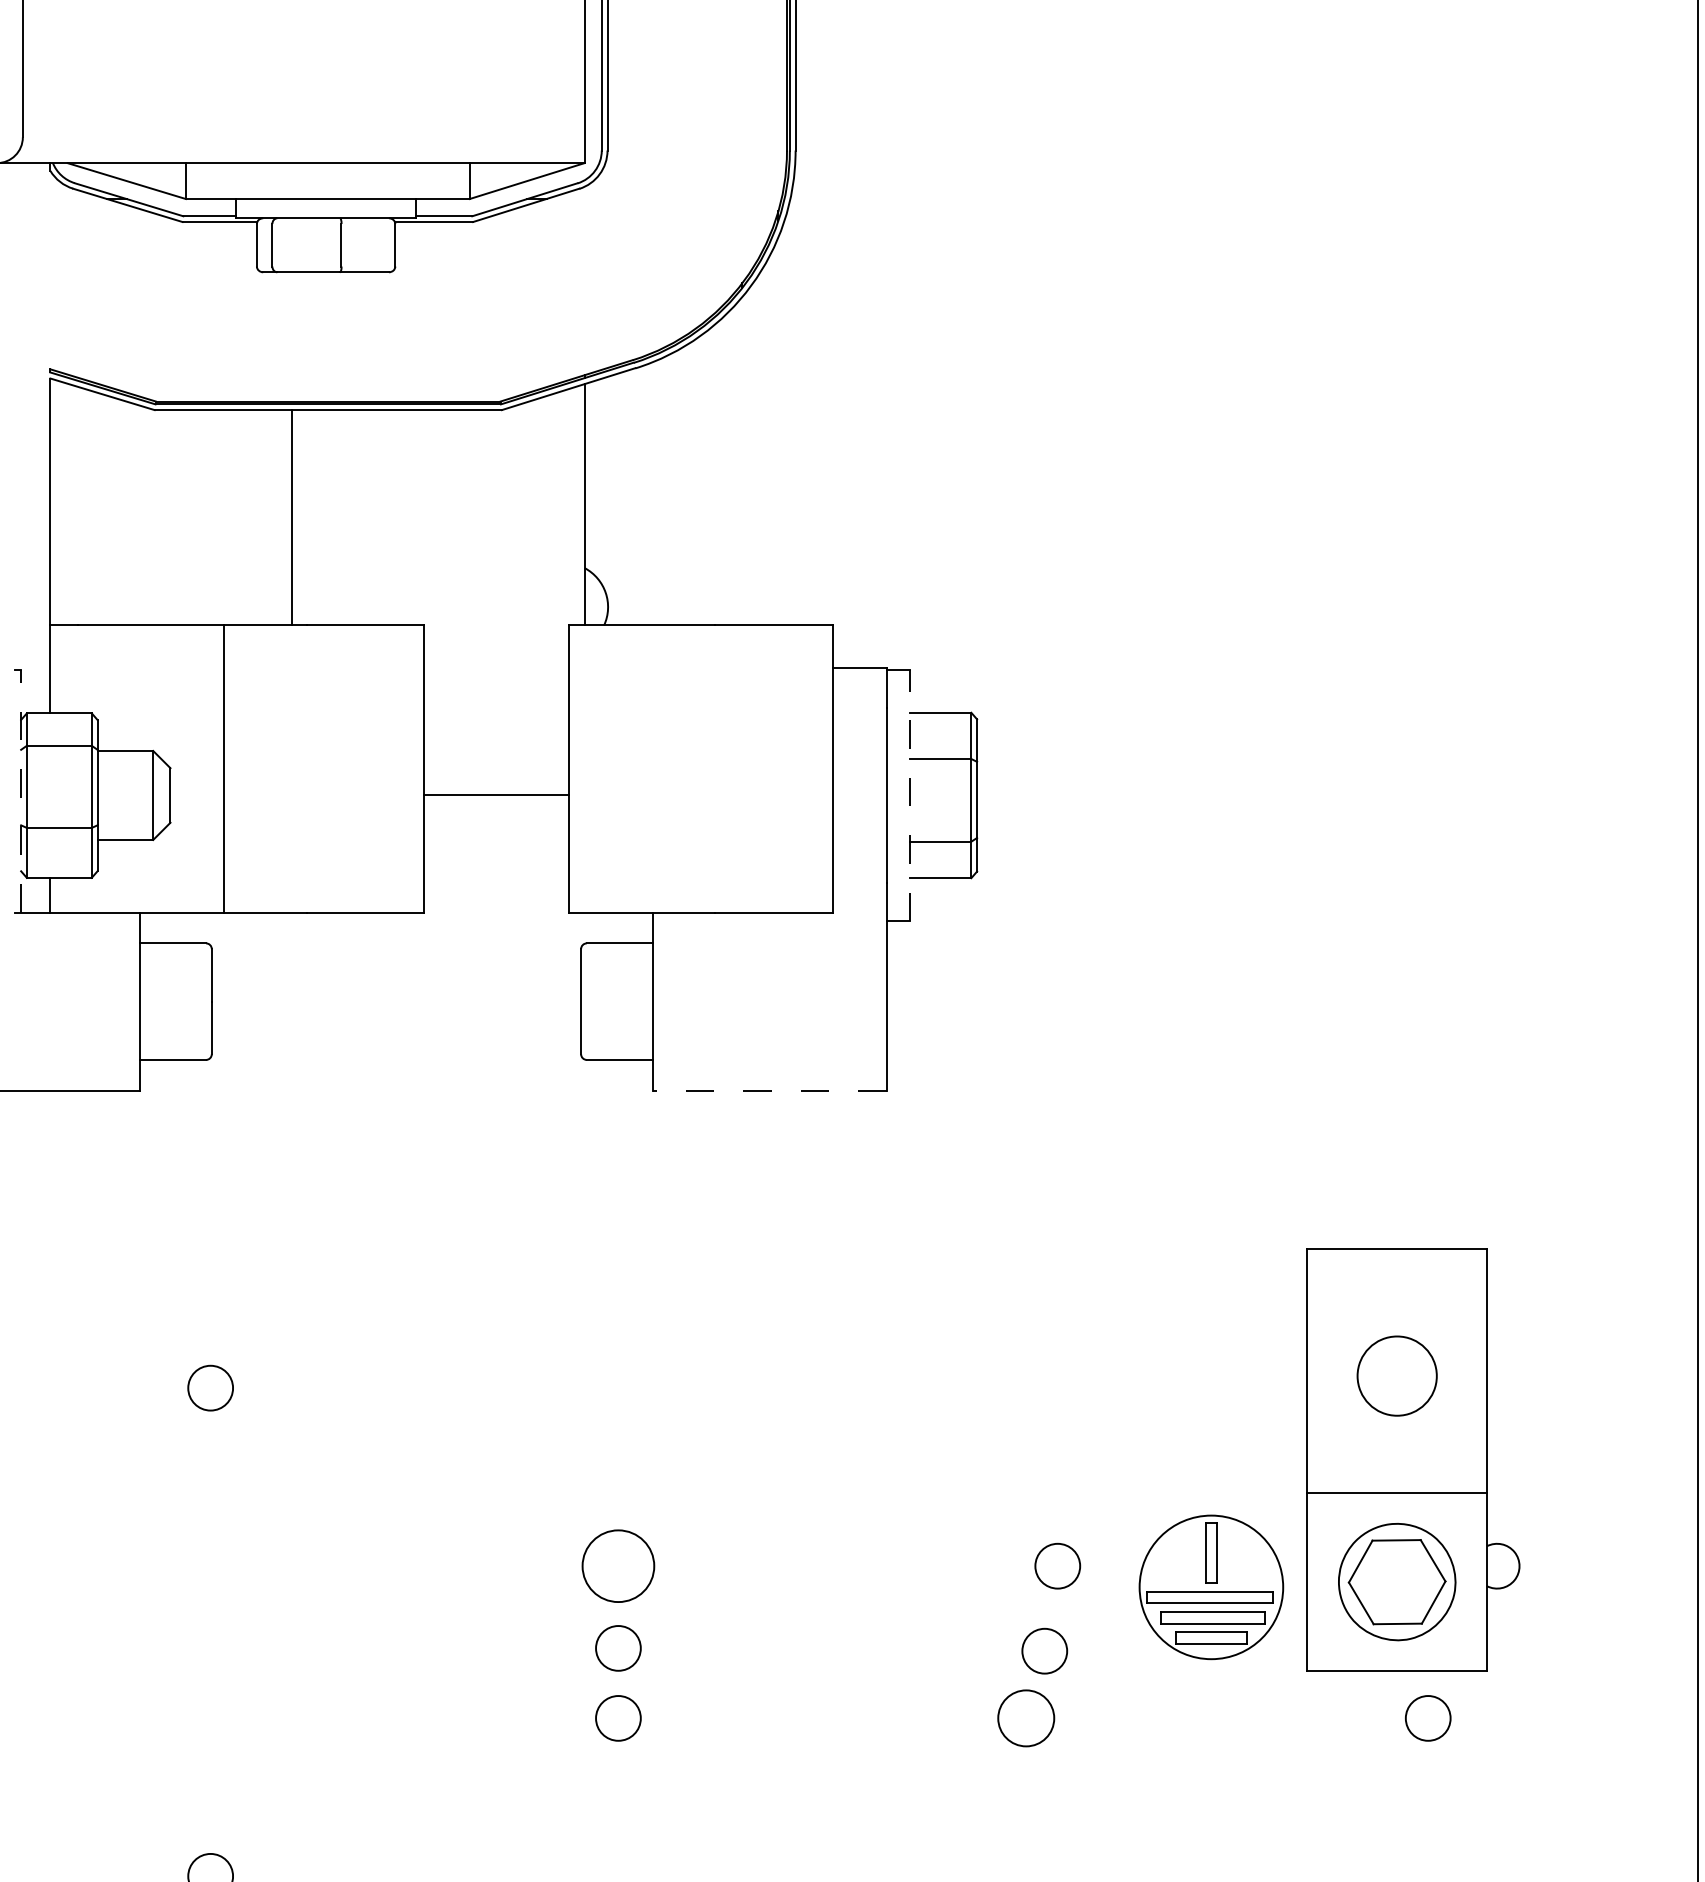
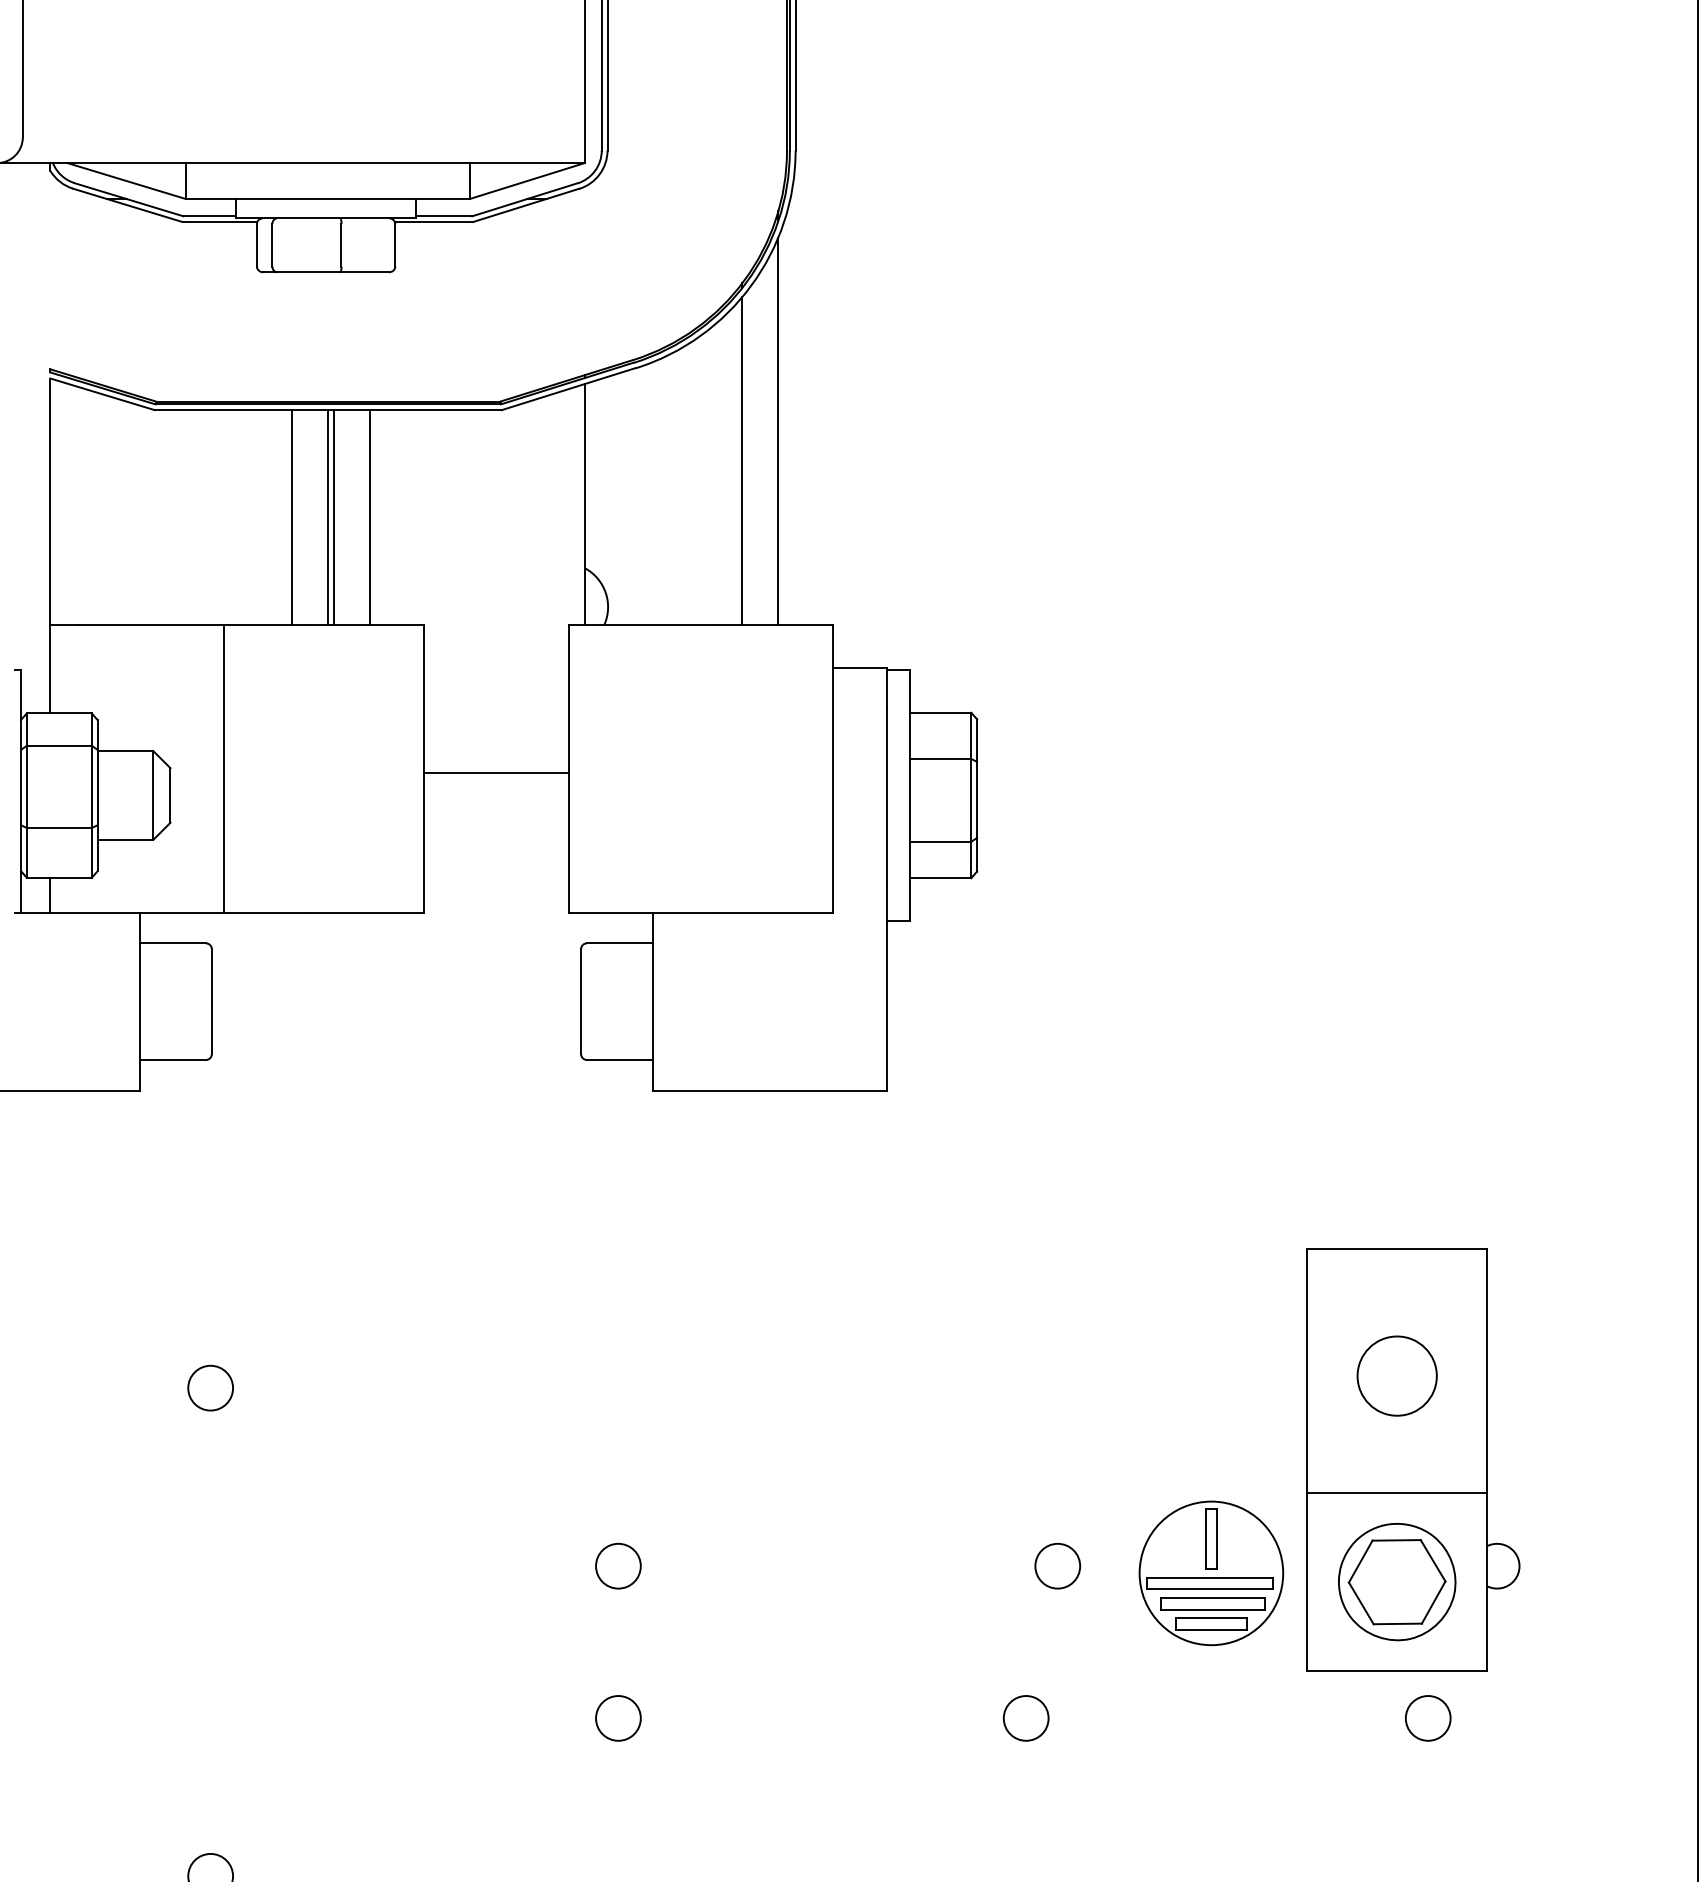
line: none -> present (778, 431)
line: none -> present (742, 460)
line: none -> present (328, 517)
line: none -> present (333, 517)
line: none -> present (369, 517)
line: dashed -> solid (21, 790)
line position: (496, 795) -> (496, 773) (496, 773)
line: dashed -> solid (909, 795)
line: dashed -> solid (769, 1090)
circle diameter: 72 px -> 45 px (618, 1565)
part position: (1211, 1587) -> (1211, 1573) (1211, 1573)
circle: present -> none (618, 1648)
circle: present -> none (1044, 1650)
circle size: 59x59 px -> 48x47 px (1025, 1718)
